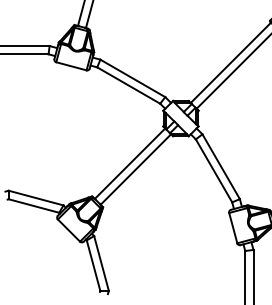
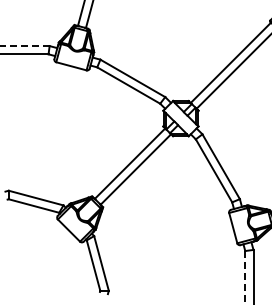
line: solid -> dashed (24, 46)
line: solid -> dashed (245, 277)
